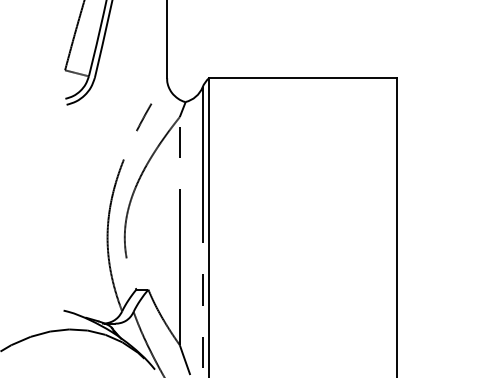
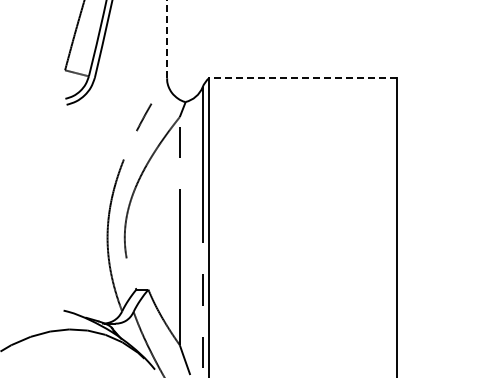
line: solid -> dashed (167, 39)
line: solid -> dashed (302, 78)
